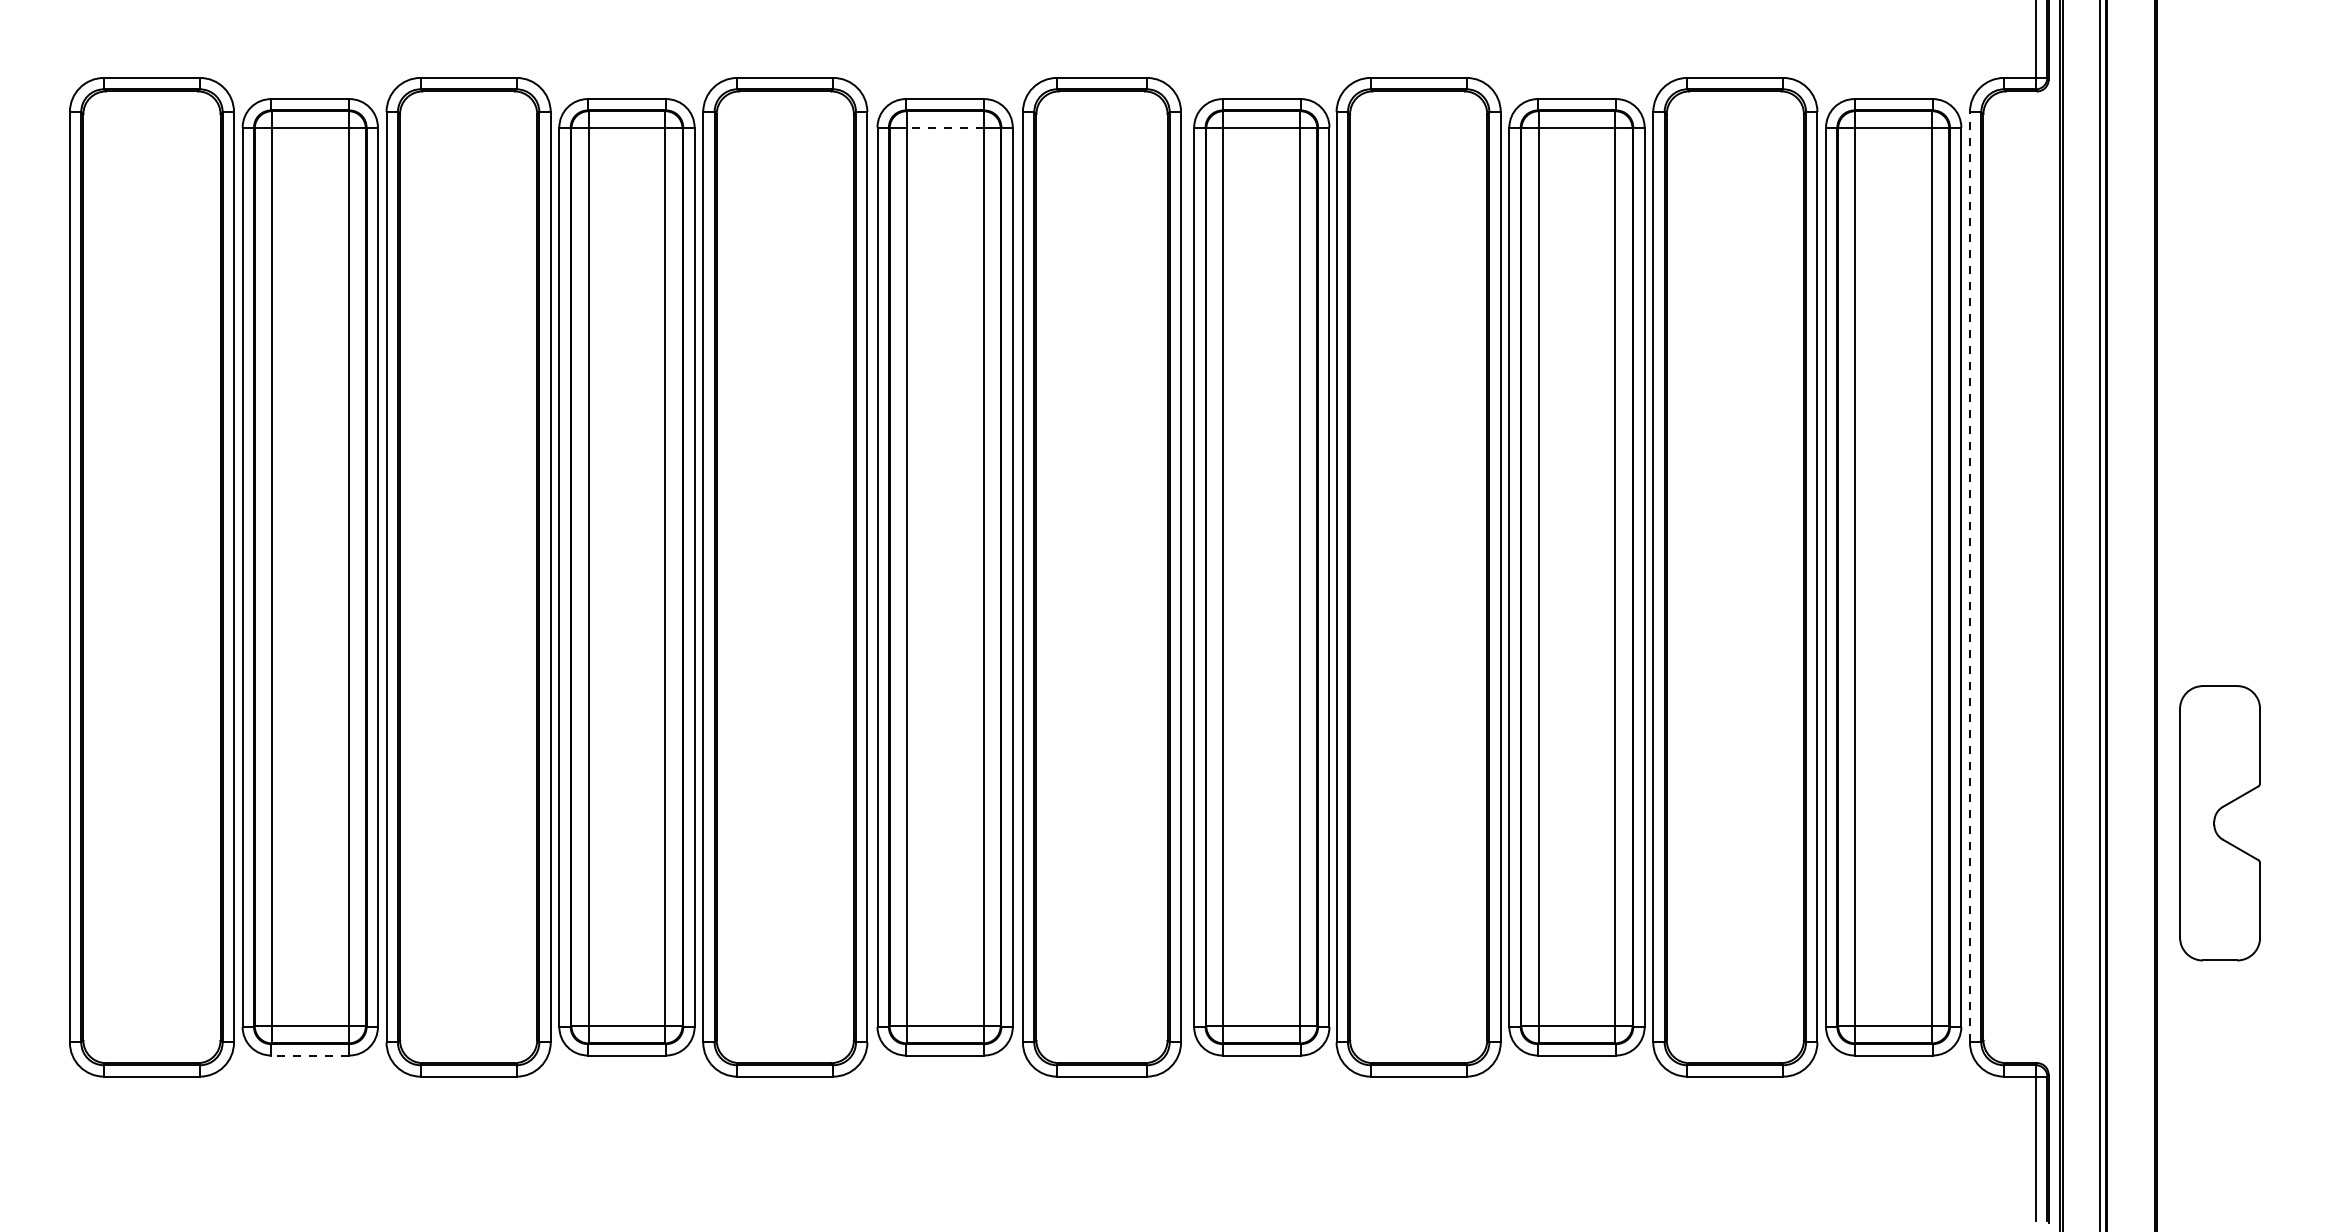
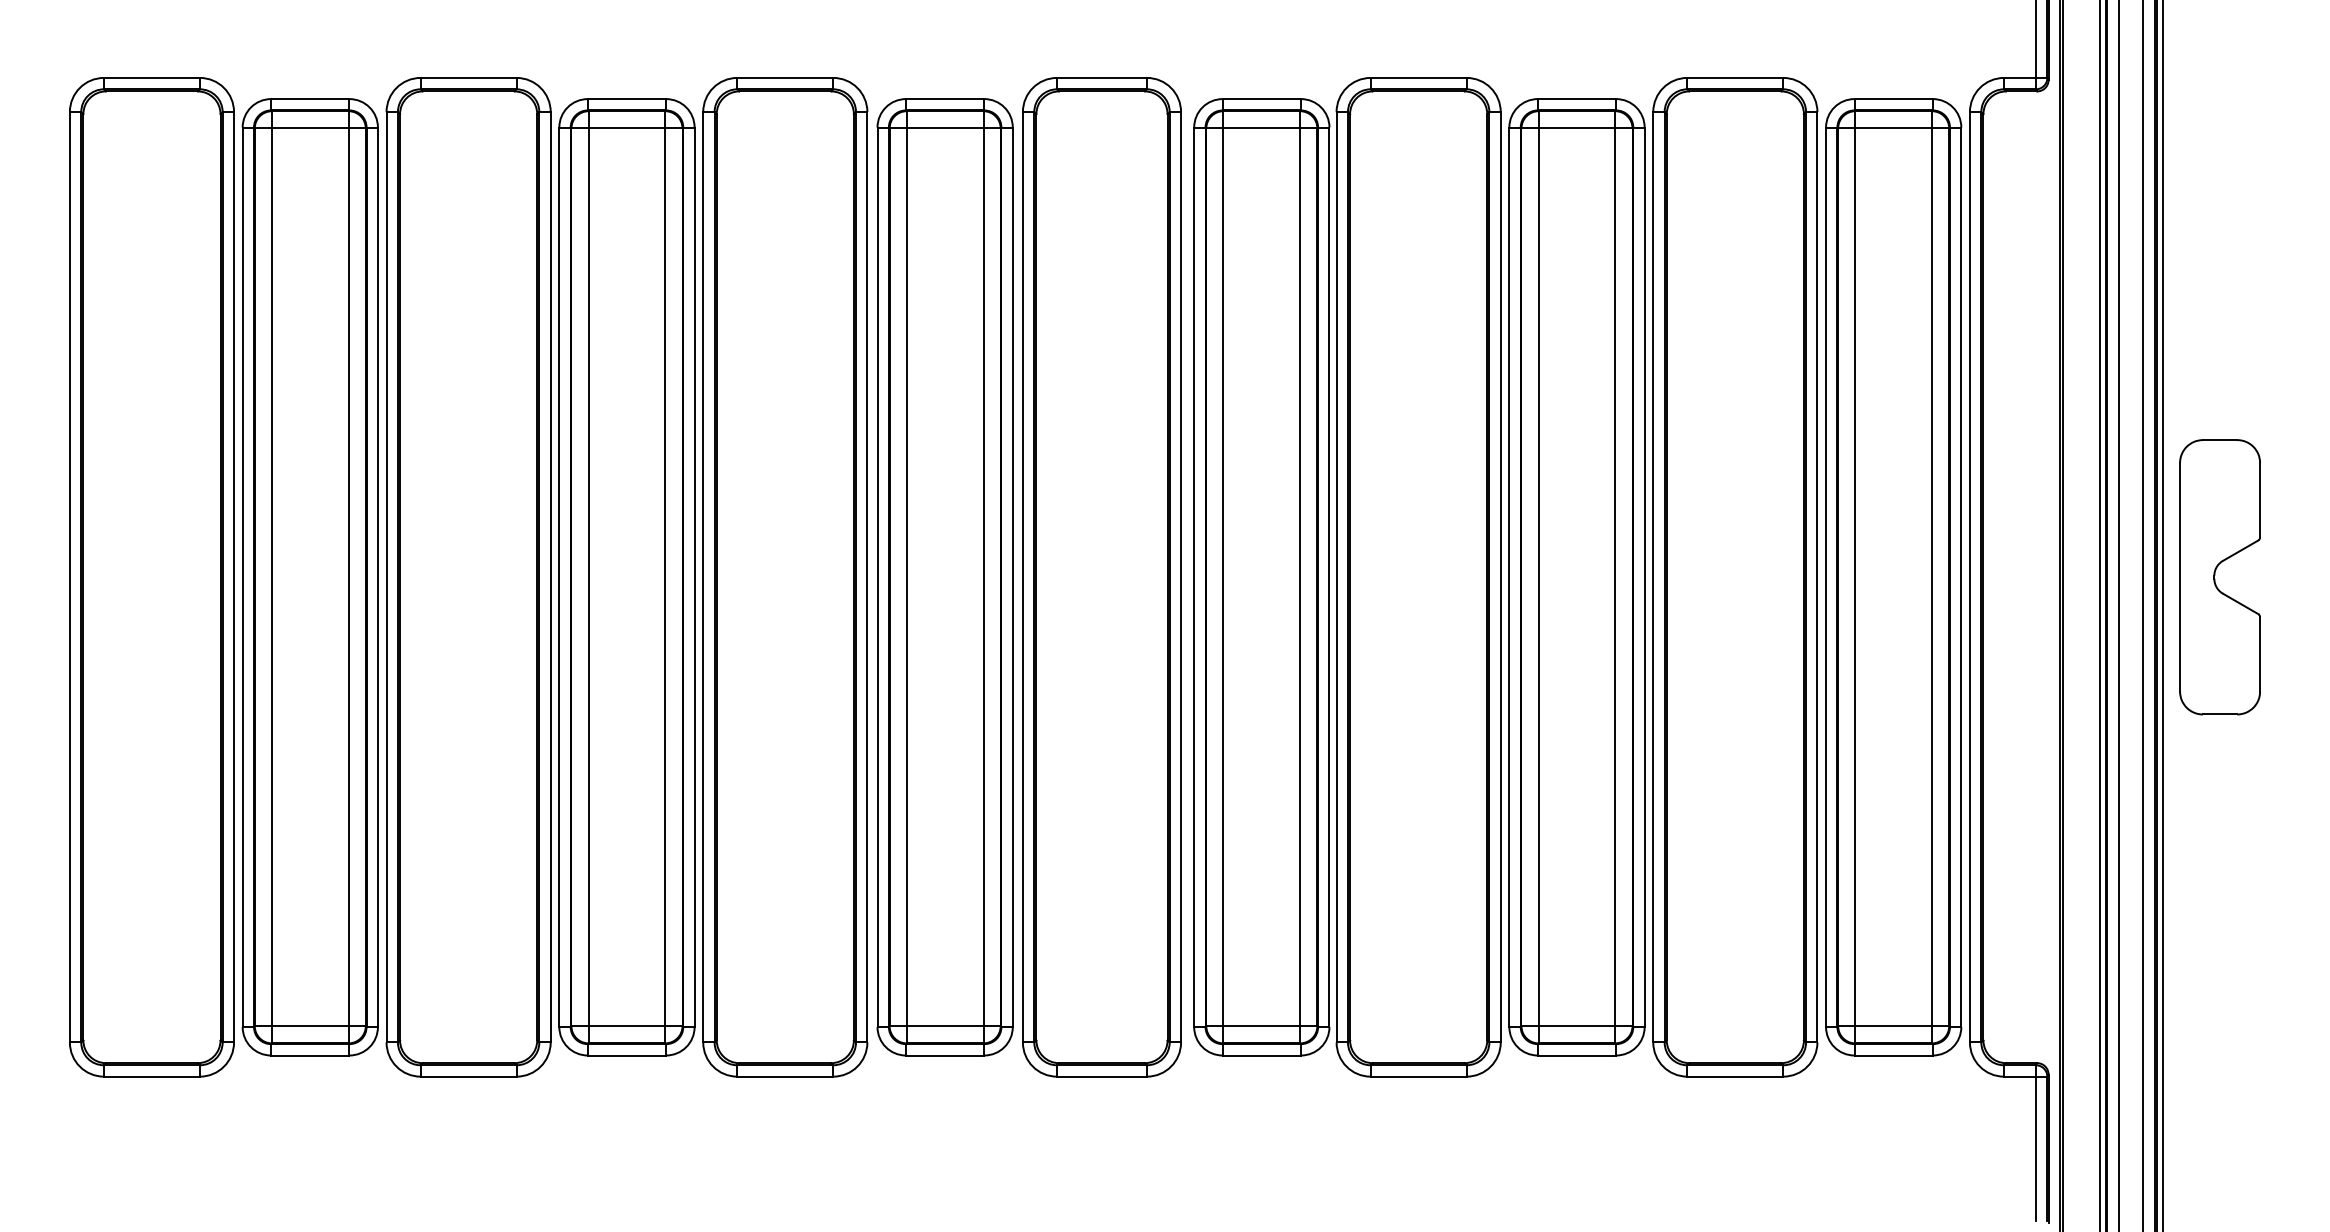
line: dashed -> solid (944, 128)
line: dashed -> solid (1969, 576)
line: none -> present (2119, 615)
line: none -> present (2143, 615)
line: none -> present (2162, 615)
part position: (2219, 823) -> (2219, 577) (2219, 577)
line: dashed -> solid (309, 1055)
